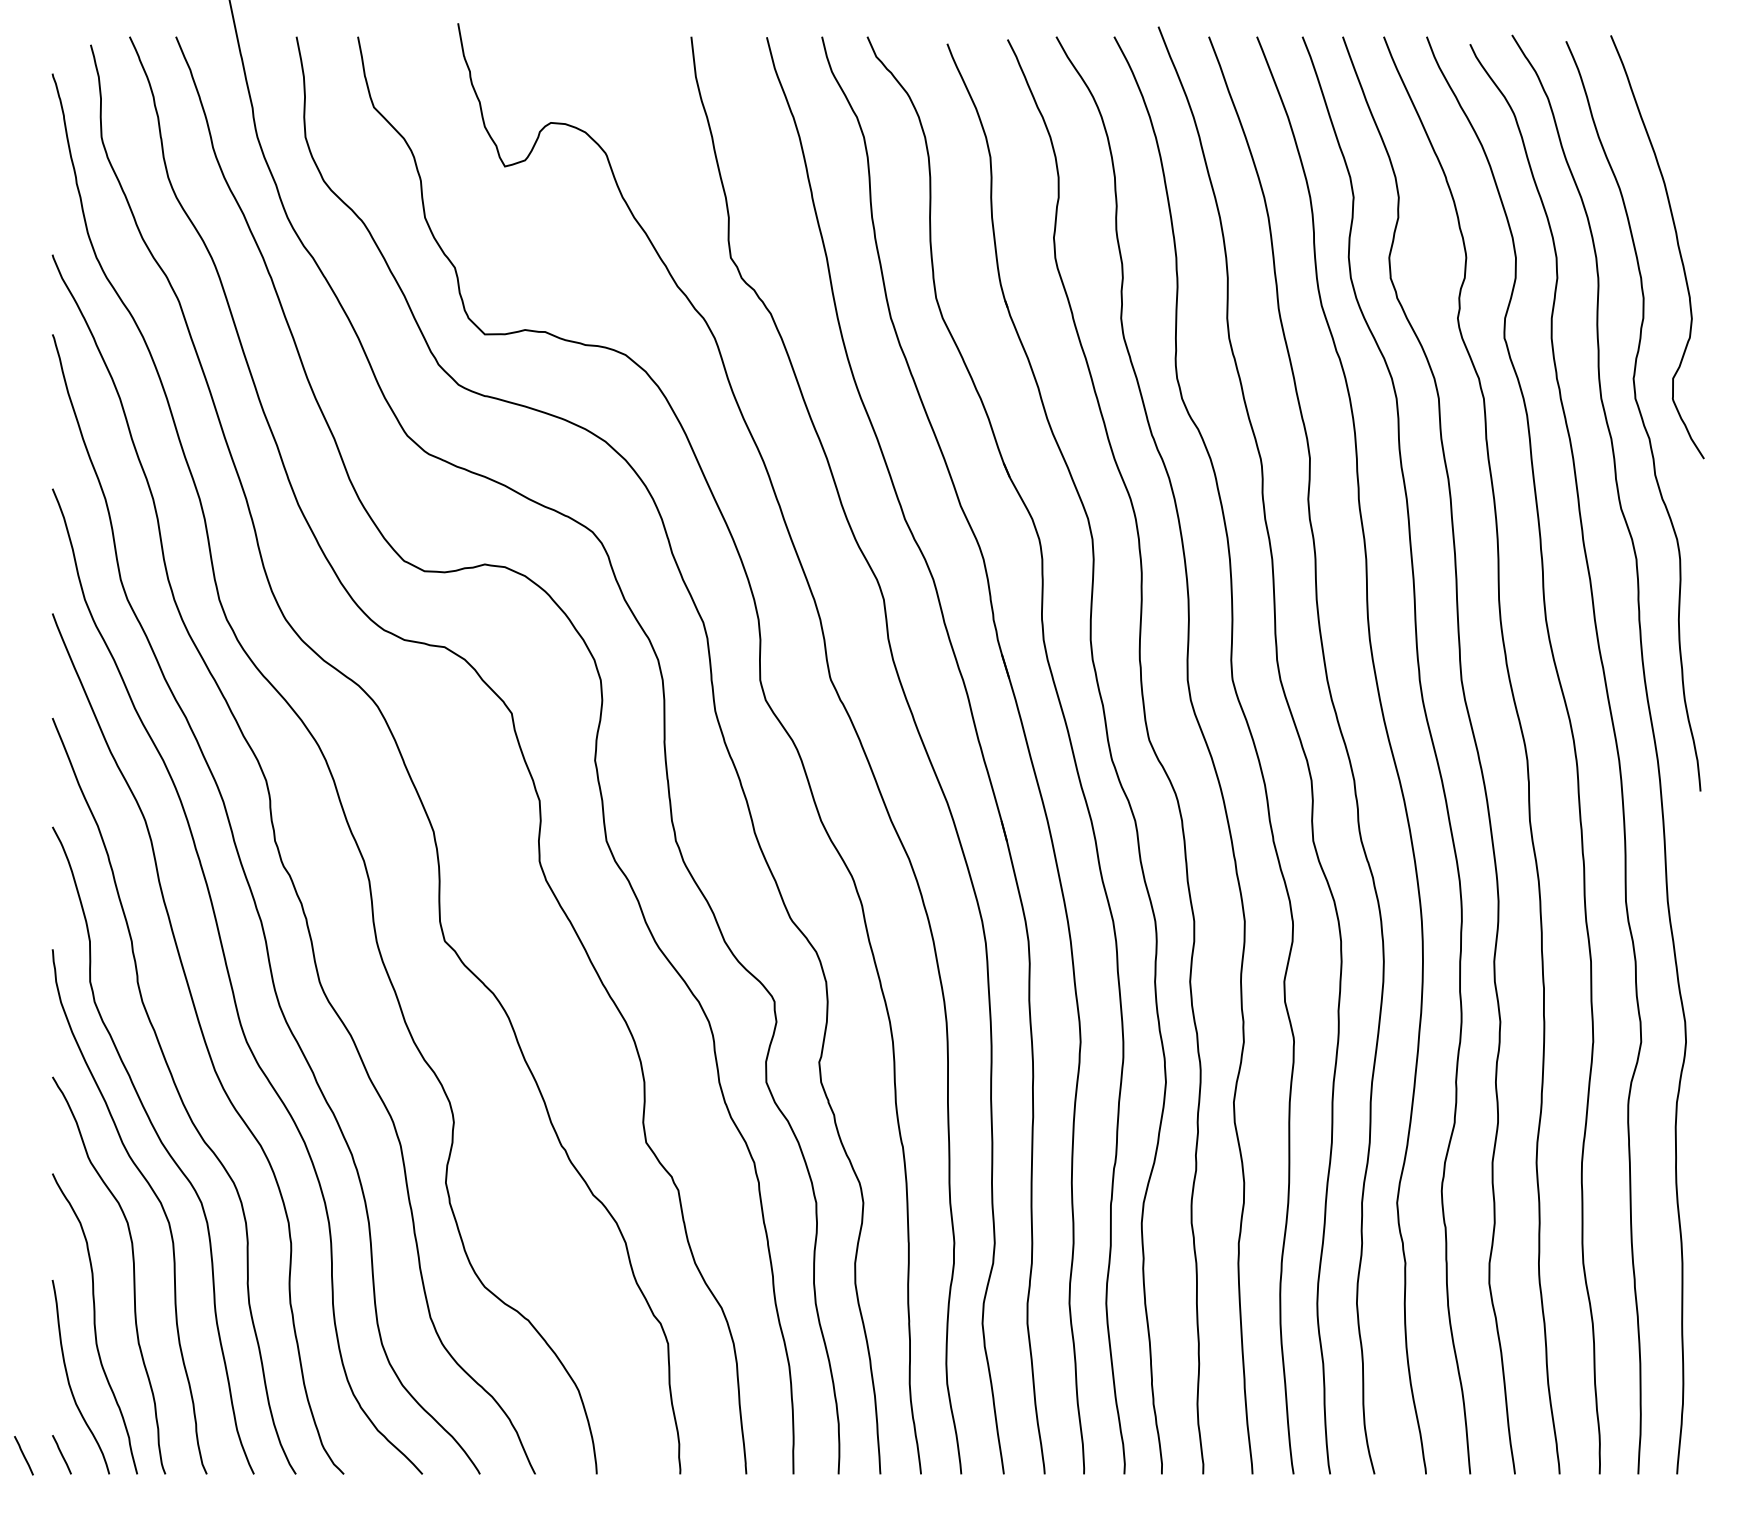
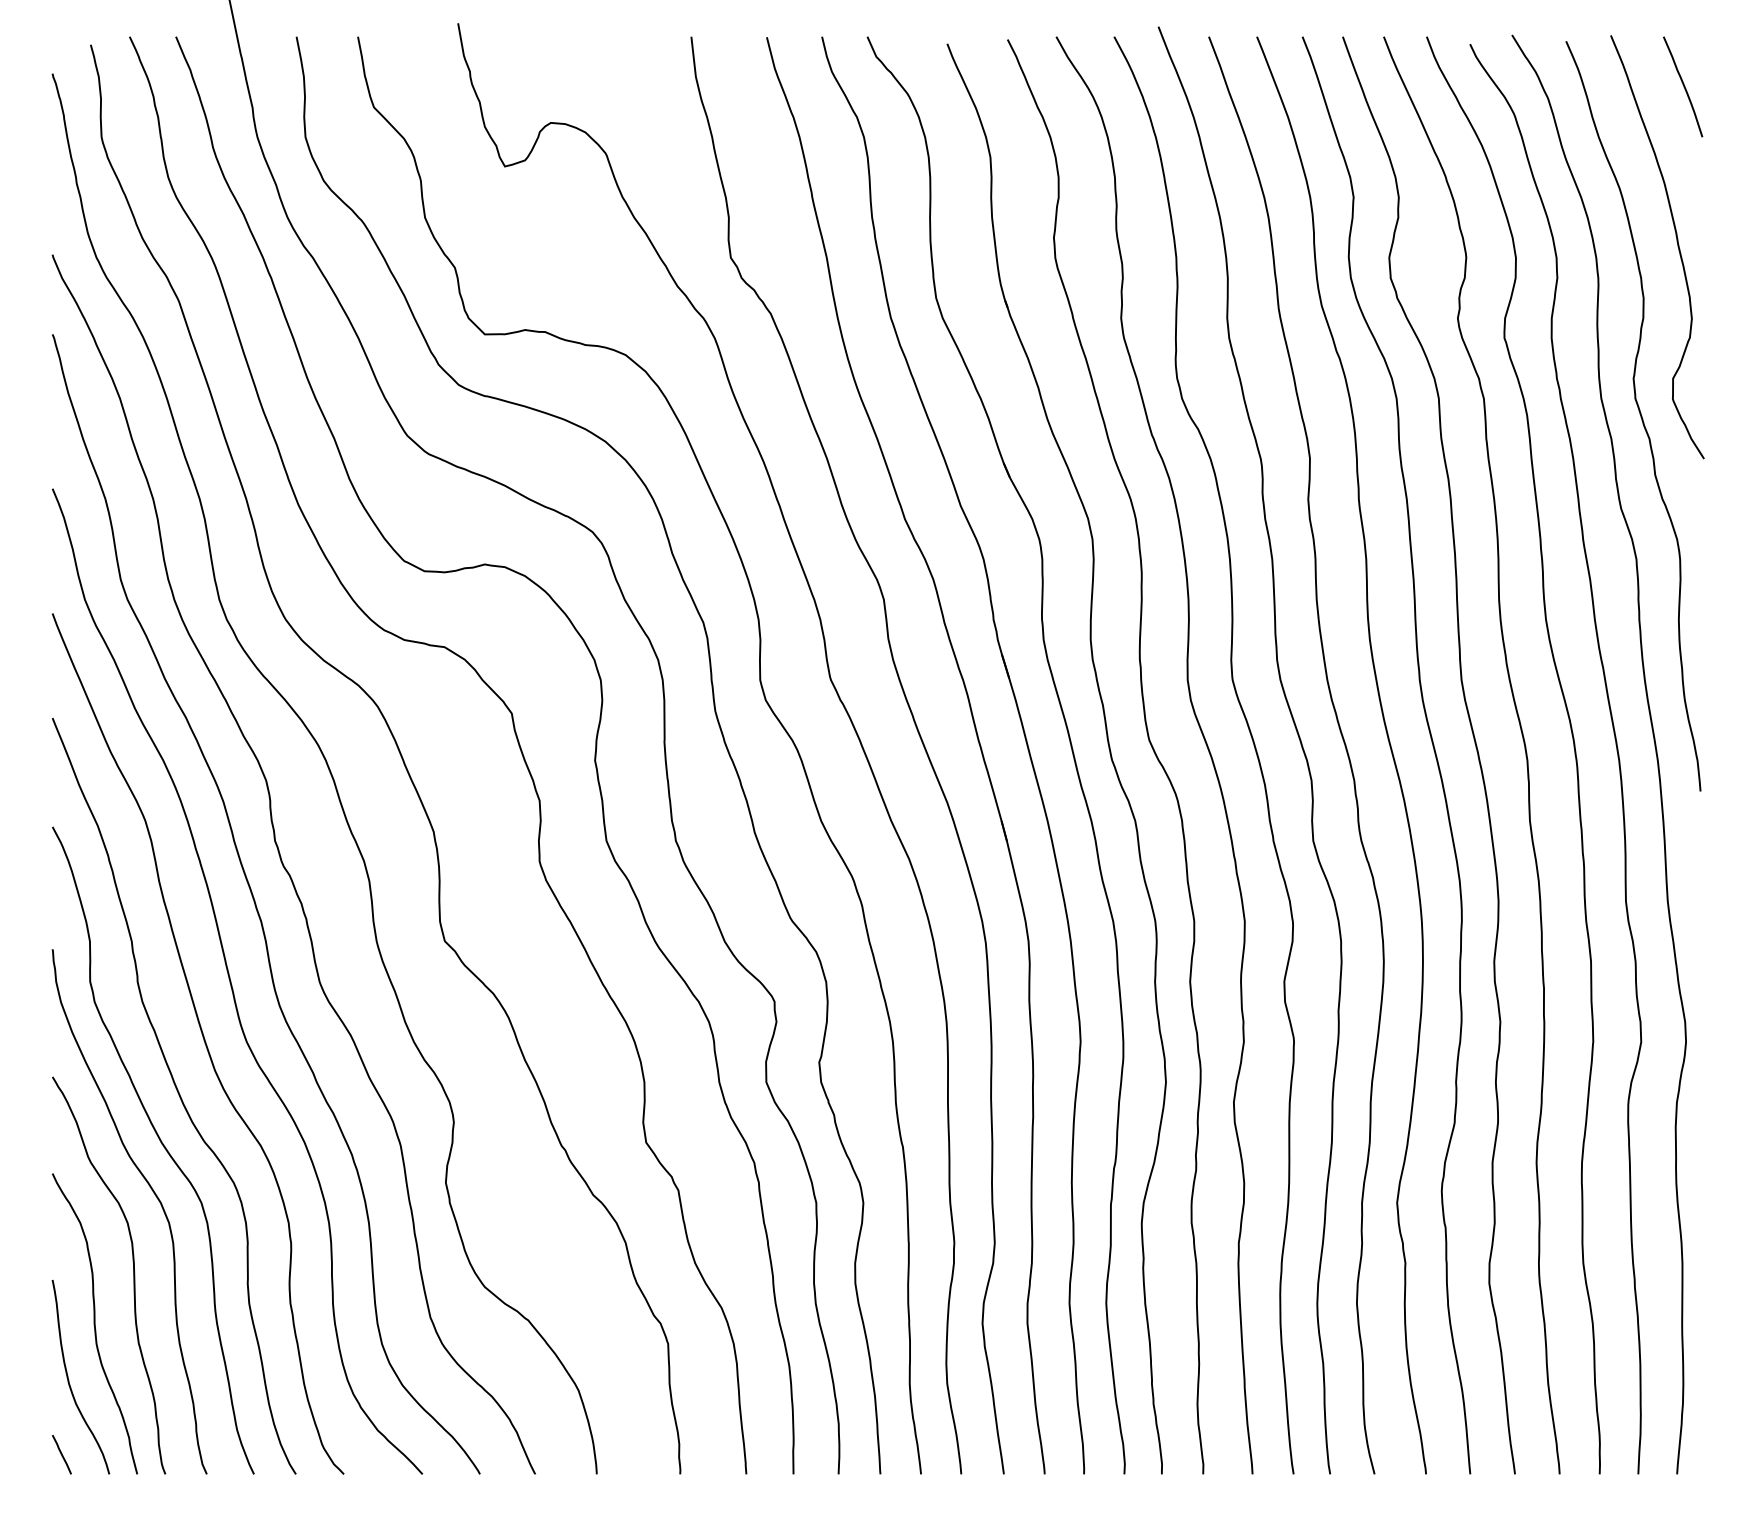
curve: none -> present (1683, 86)
line: present -> none (23, 1455)
